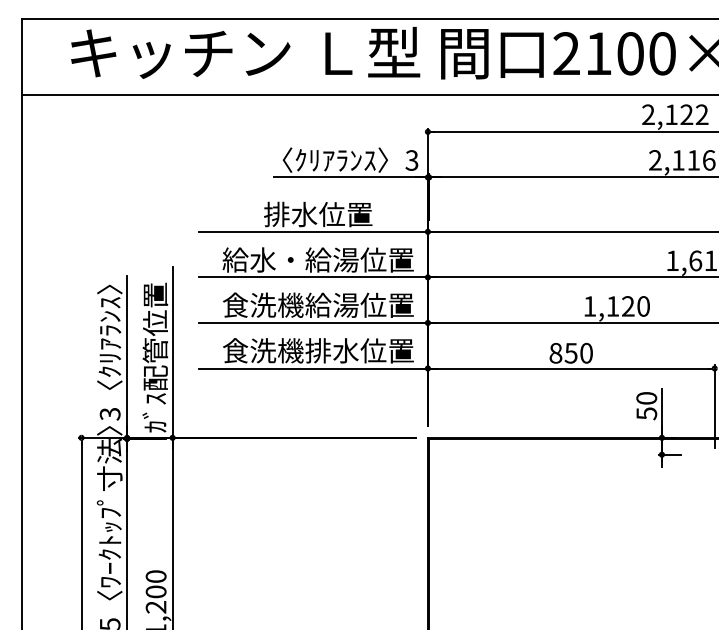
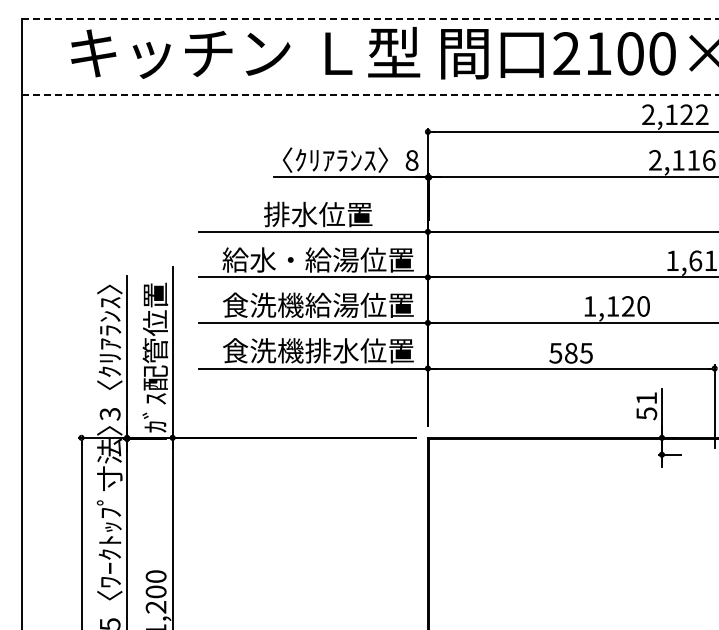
line: solid -> dashed (370, 18)
line: solid -> dashed (370, 94)
text: 3 -> 8 (411, 160)
text: 850 -> 585 (570, 352)
text: 50 -> 51 (646, 398)
